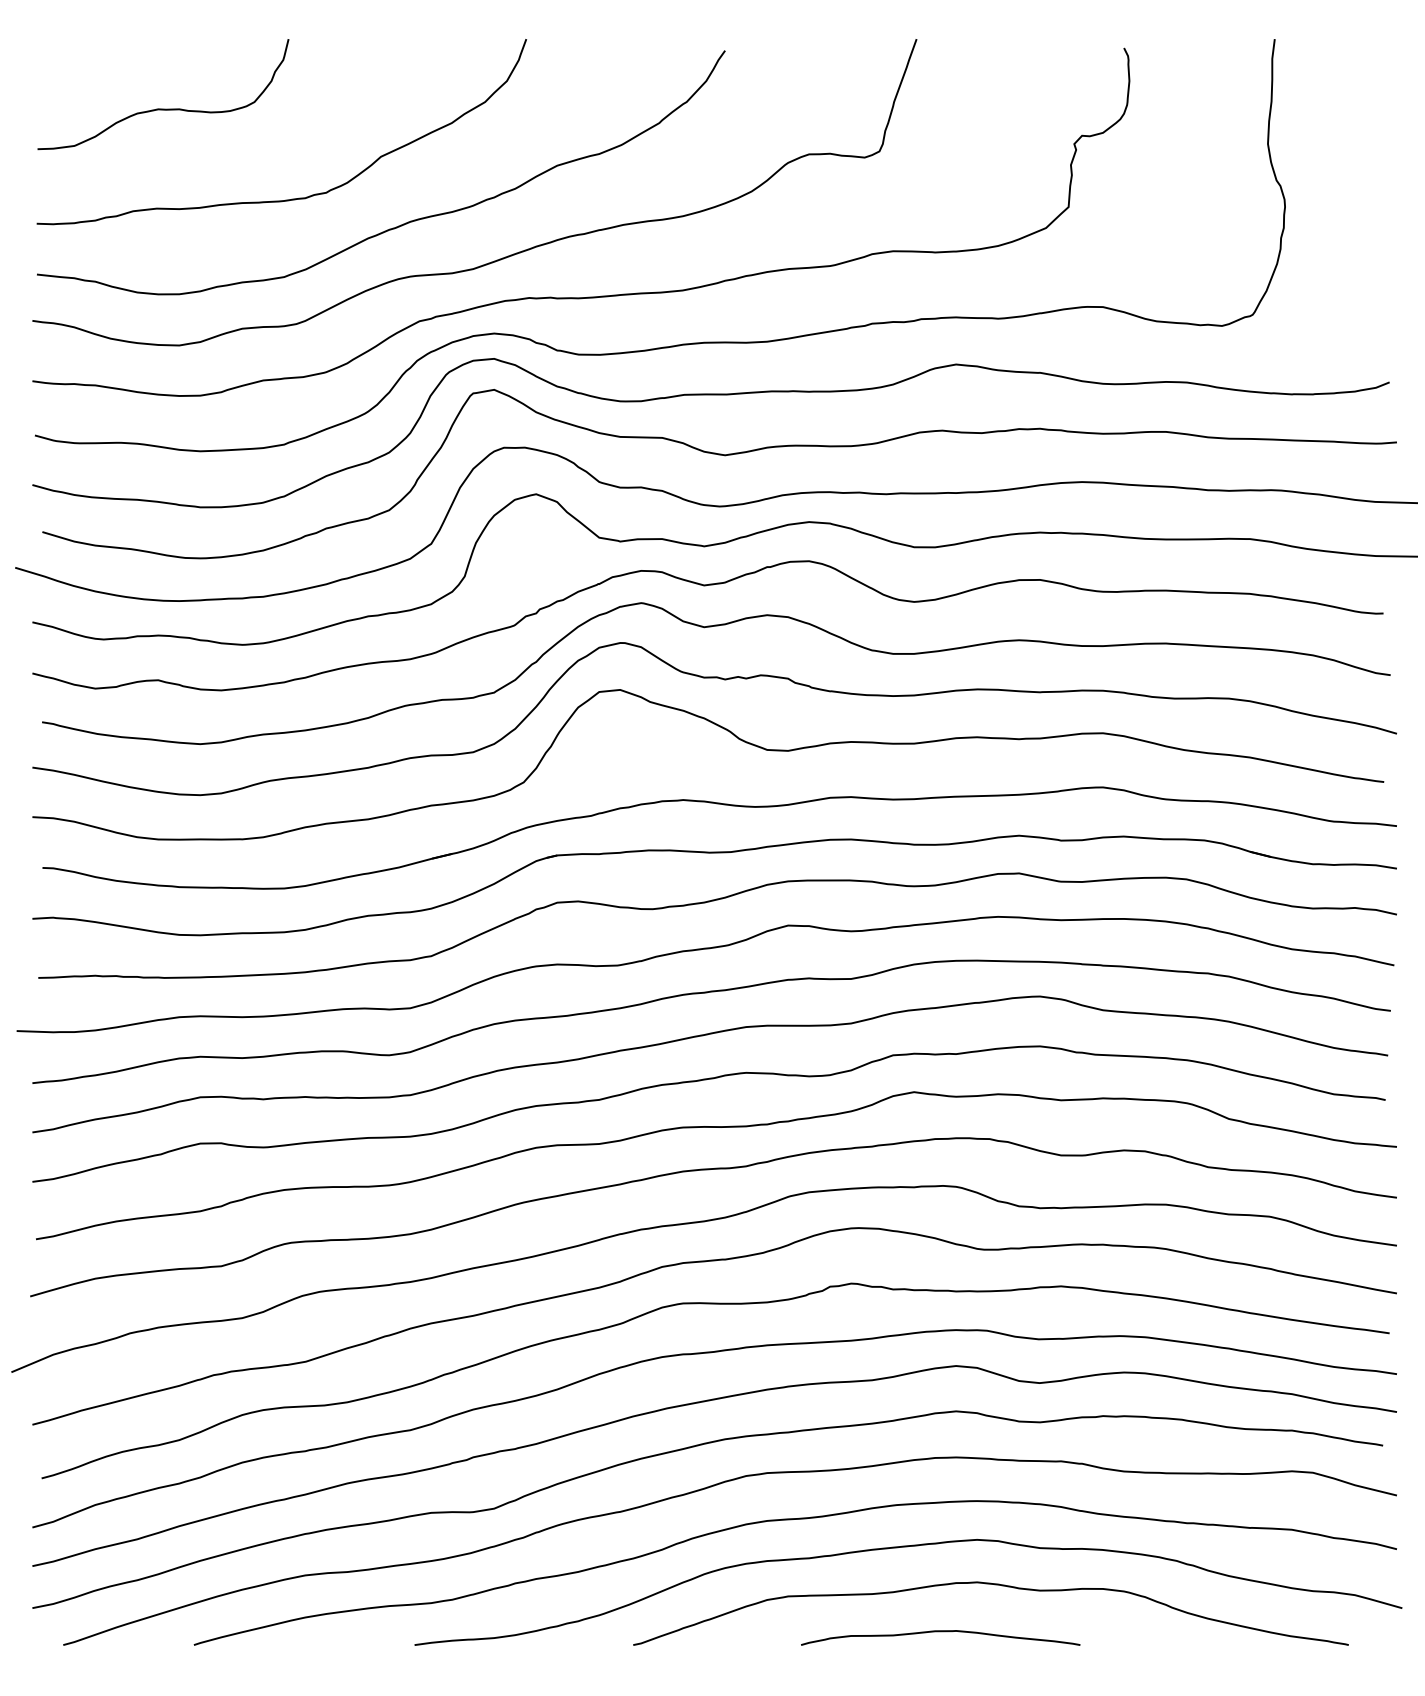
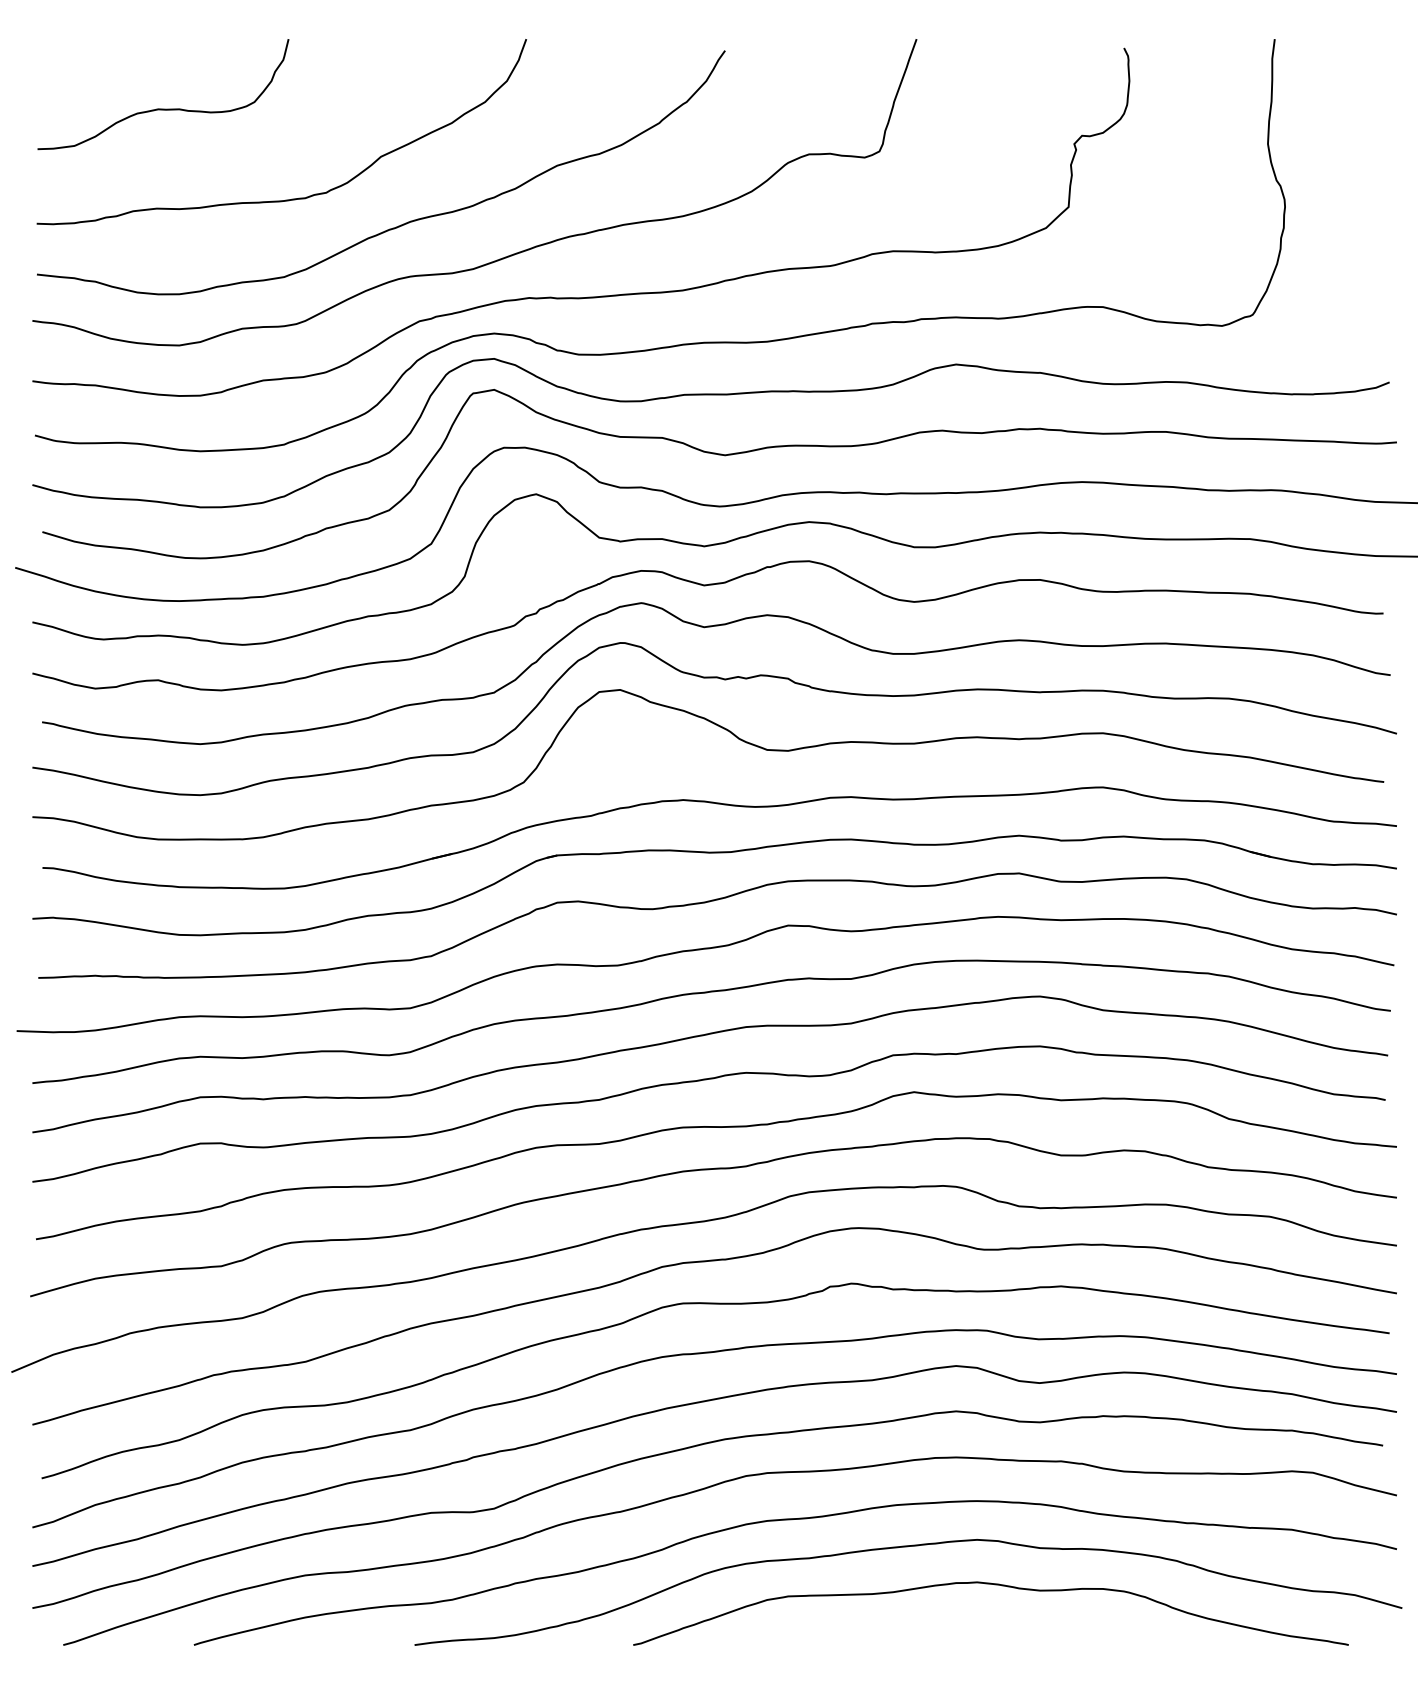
curve: present -> none (940, 1632)
